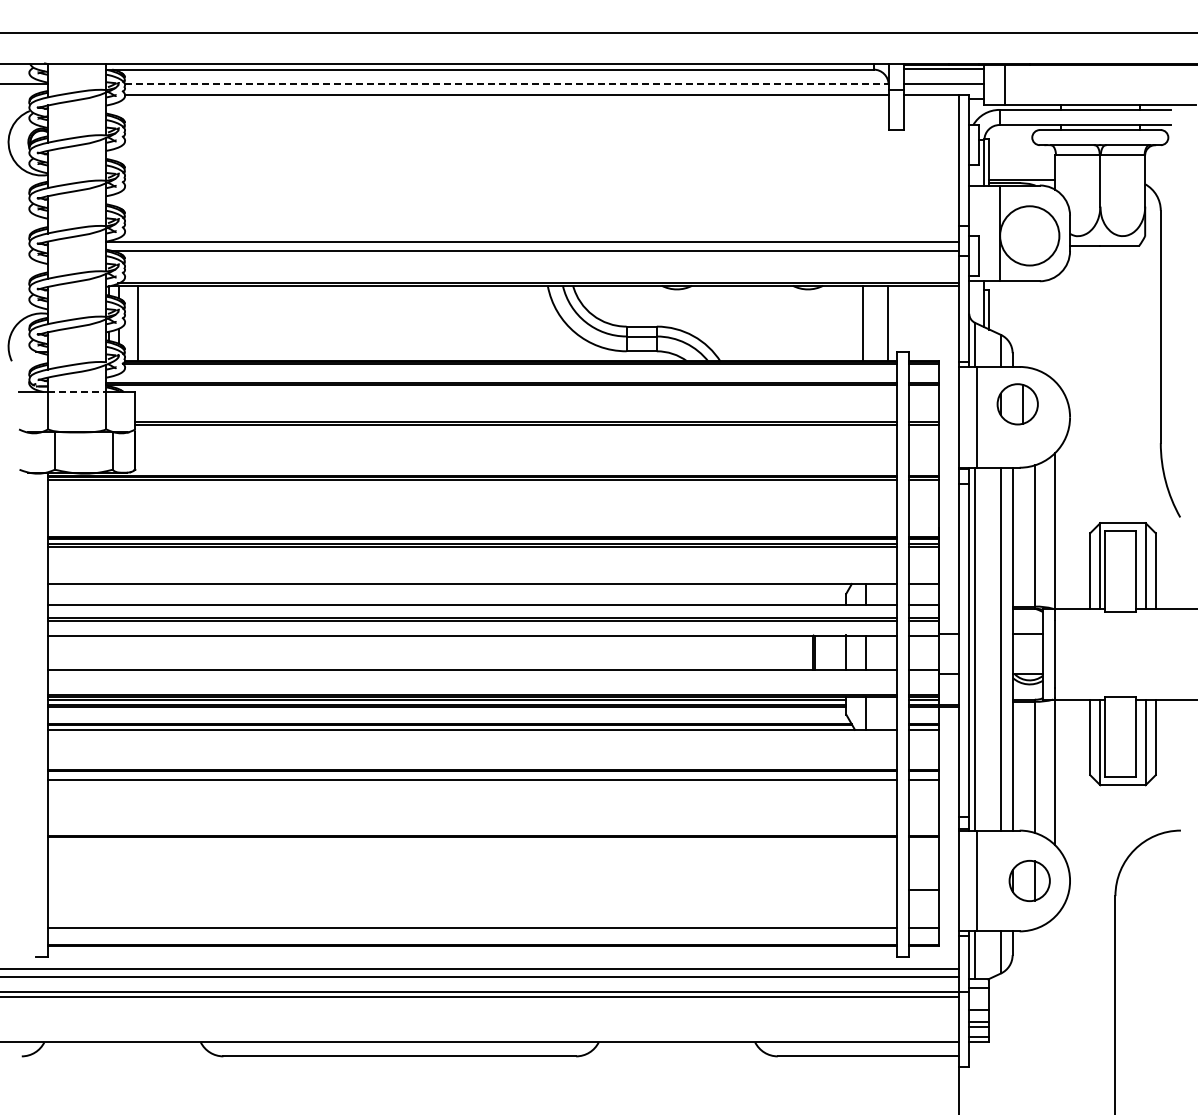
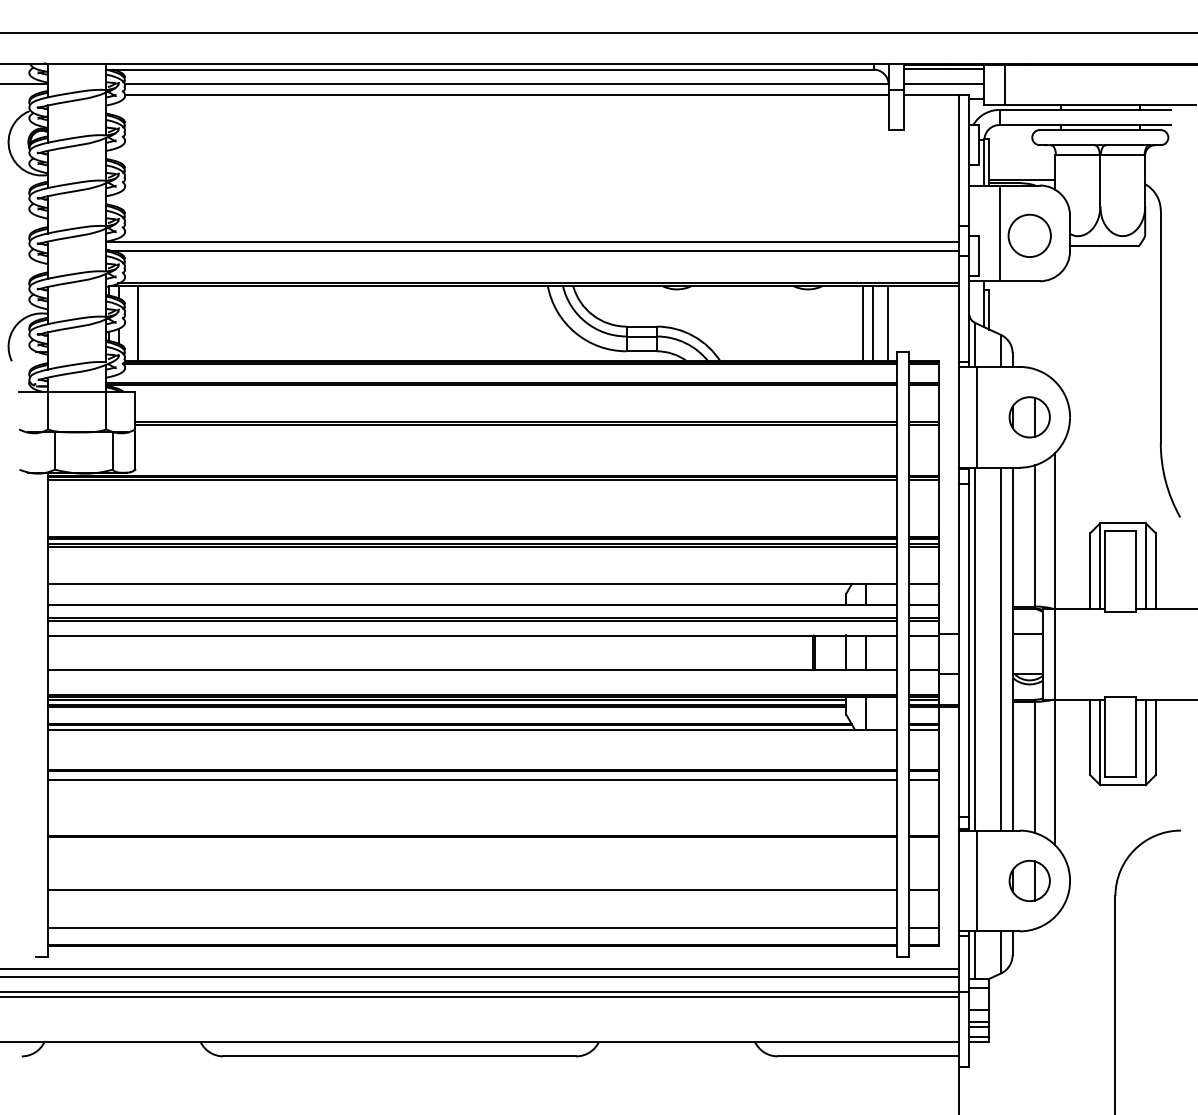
line: dashed -> solid (506, 83)
circle diameter: 59 px -> 42 px (1029, 235)
line: none -> present (873, 323)
line: dashed -> solid (77, 392)
part position: (1017, 404) -> (1029, 417) (1029, 417)
line: none -> present (472, 890)
